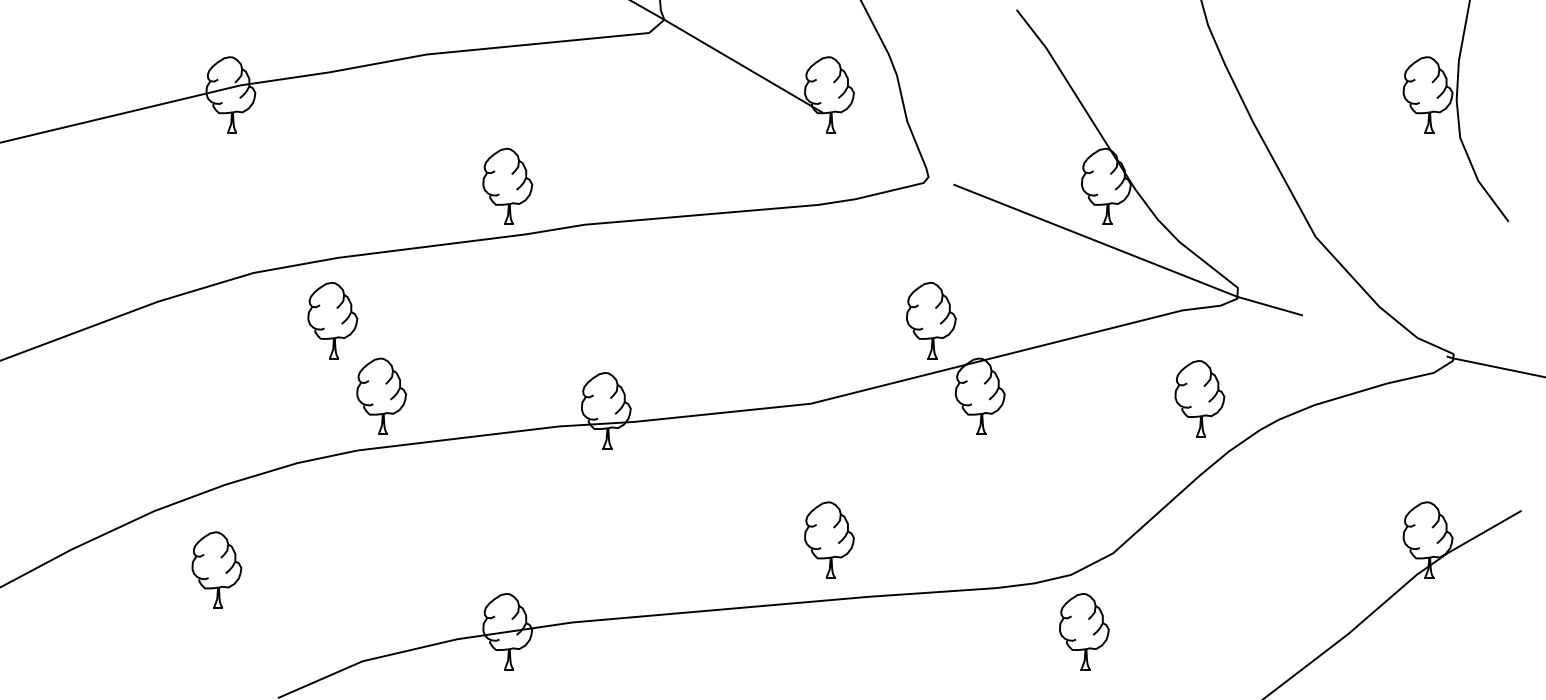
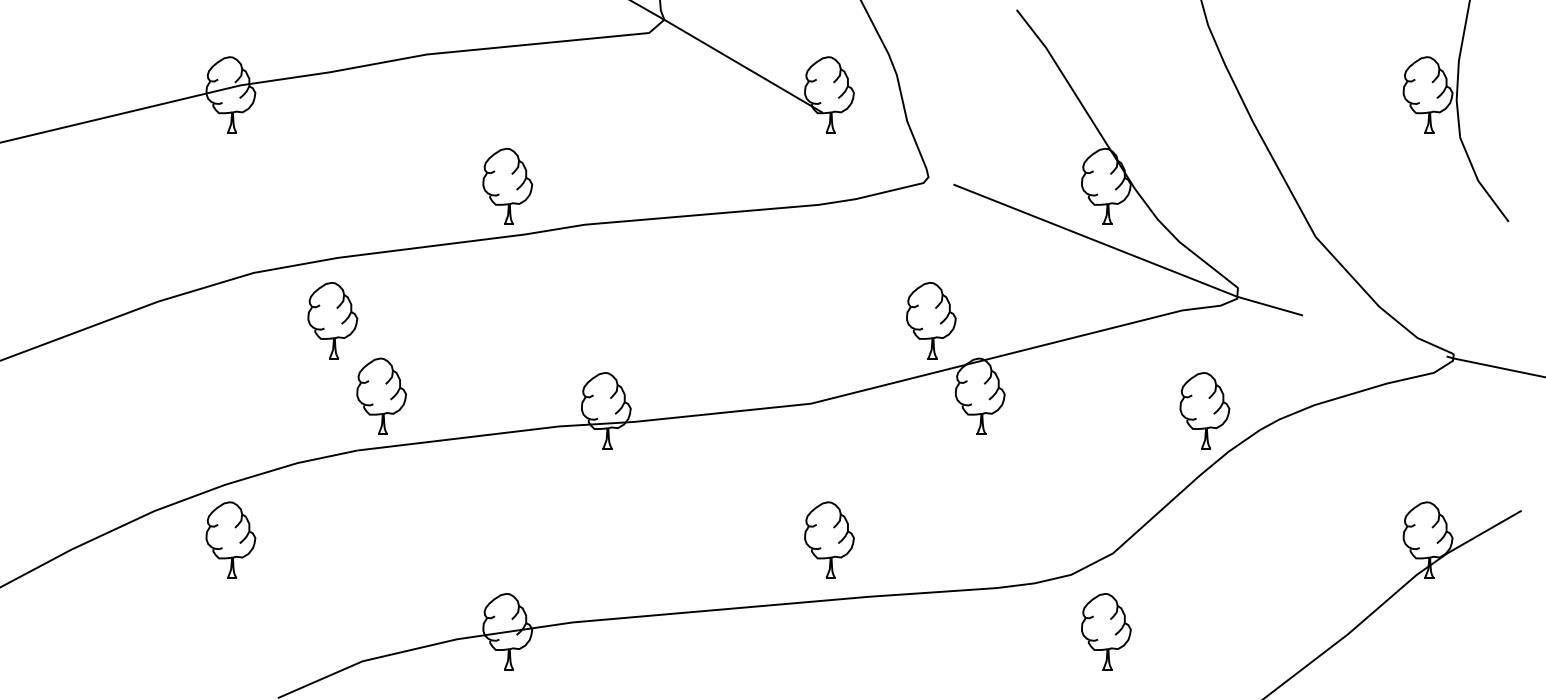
part position: (1199, 398) -> (1204, 410) (1204, 410)
part position: (216, 569) -> (230, 539) (230, 539)
part position: (1084, 631) -> (1106, 631) (1106, 631)
